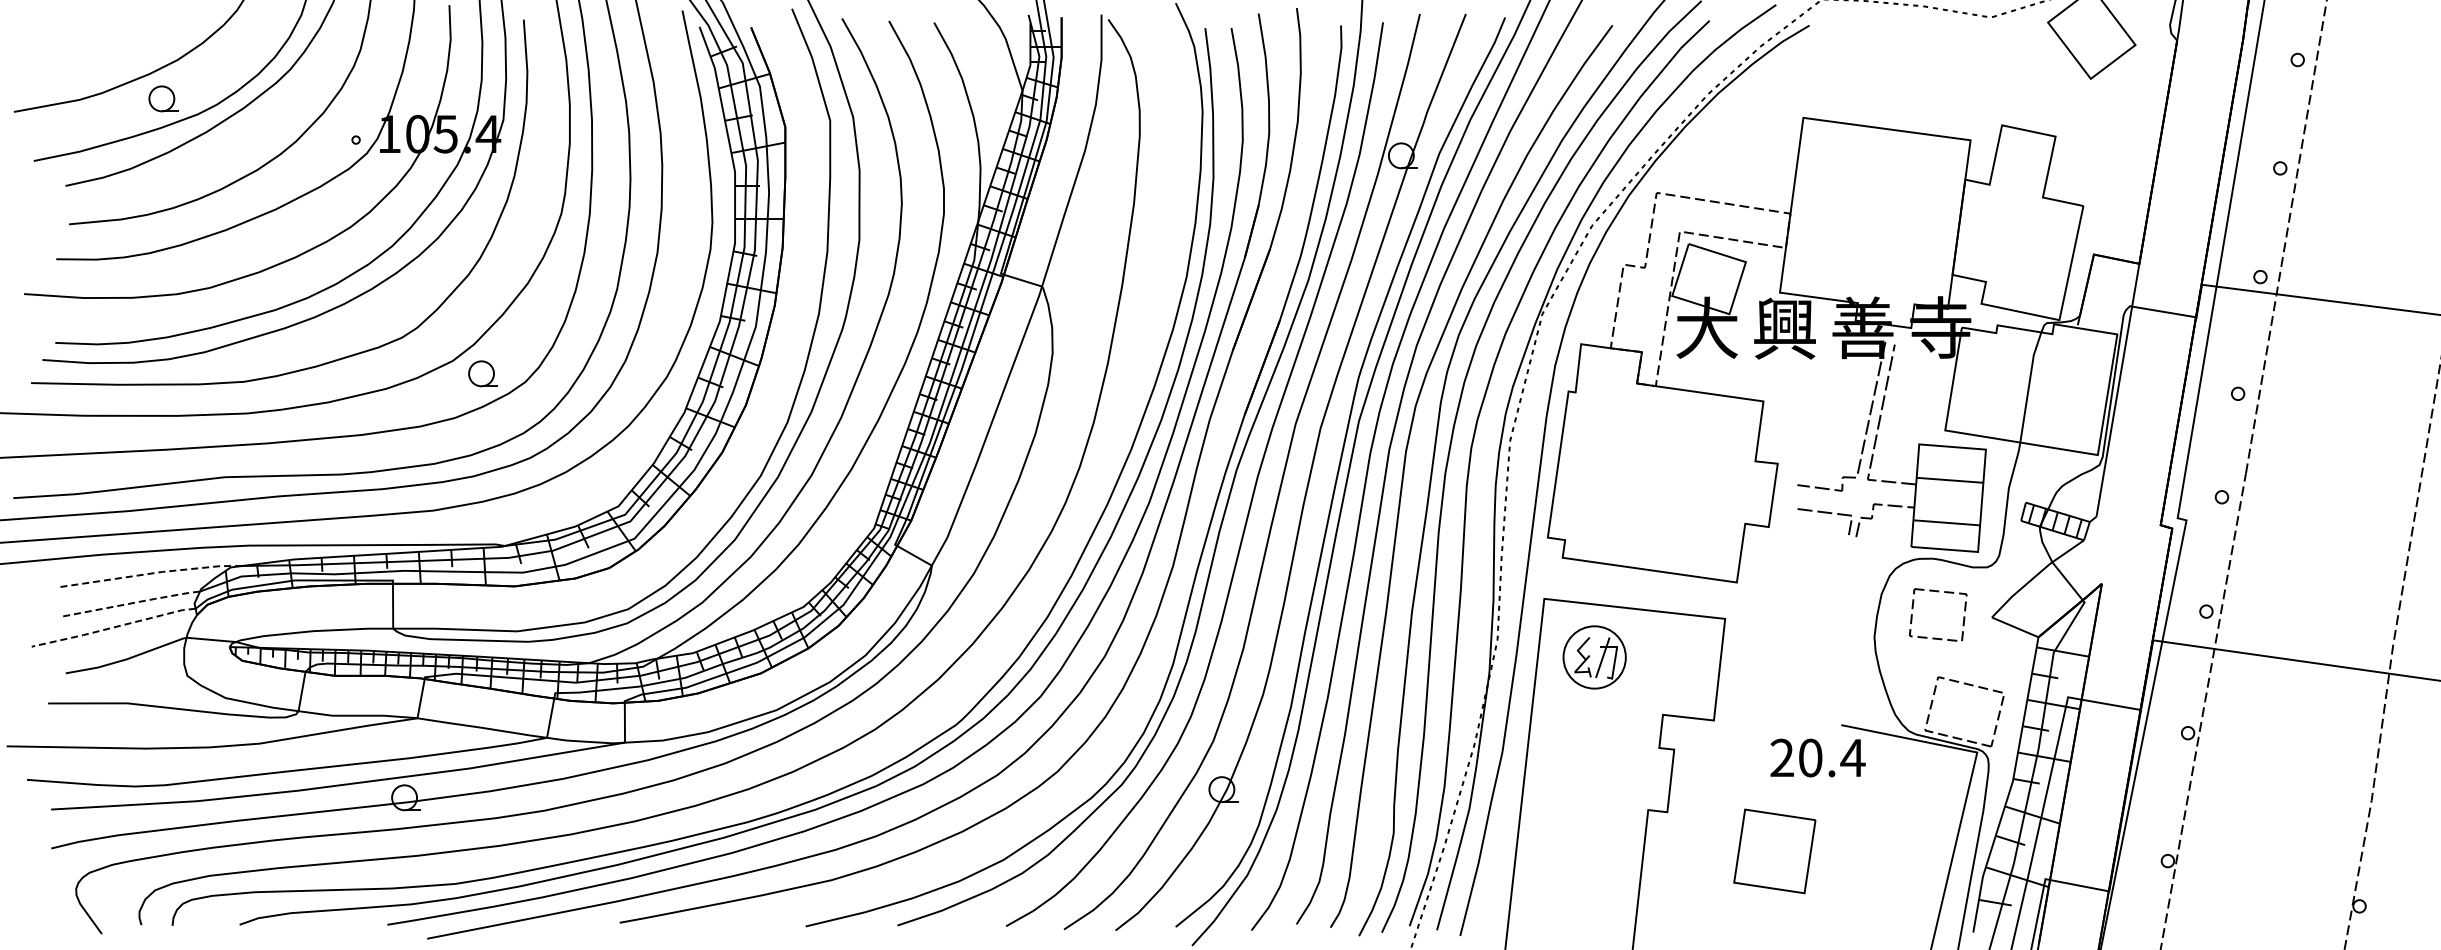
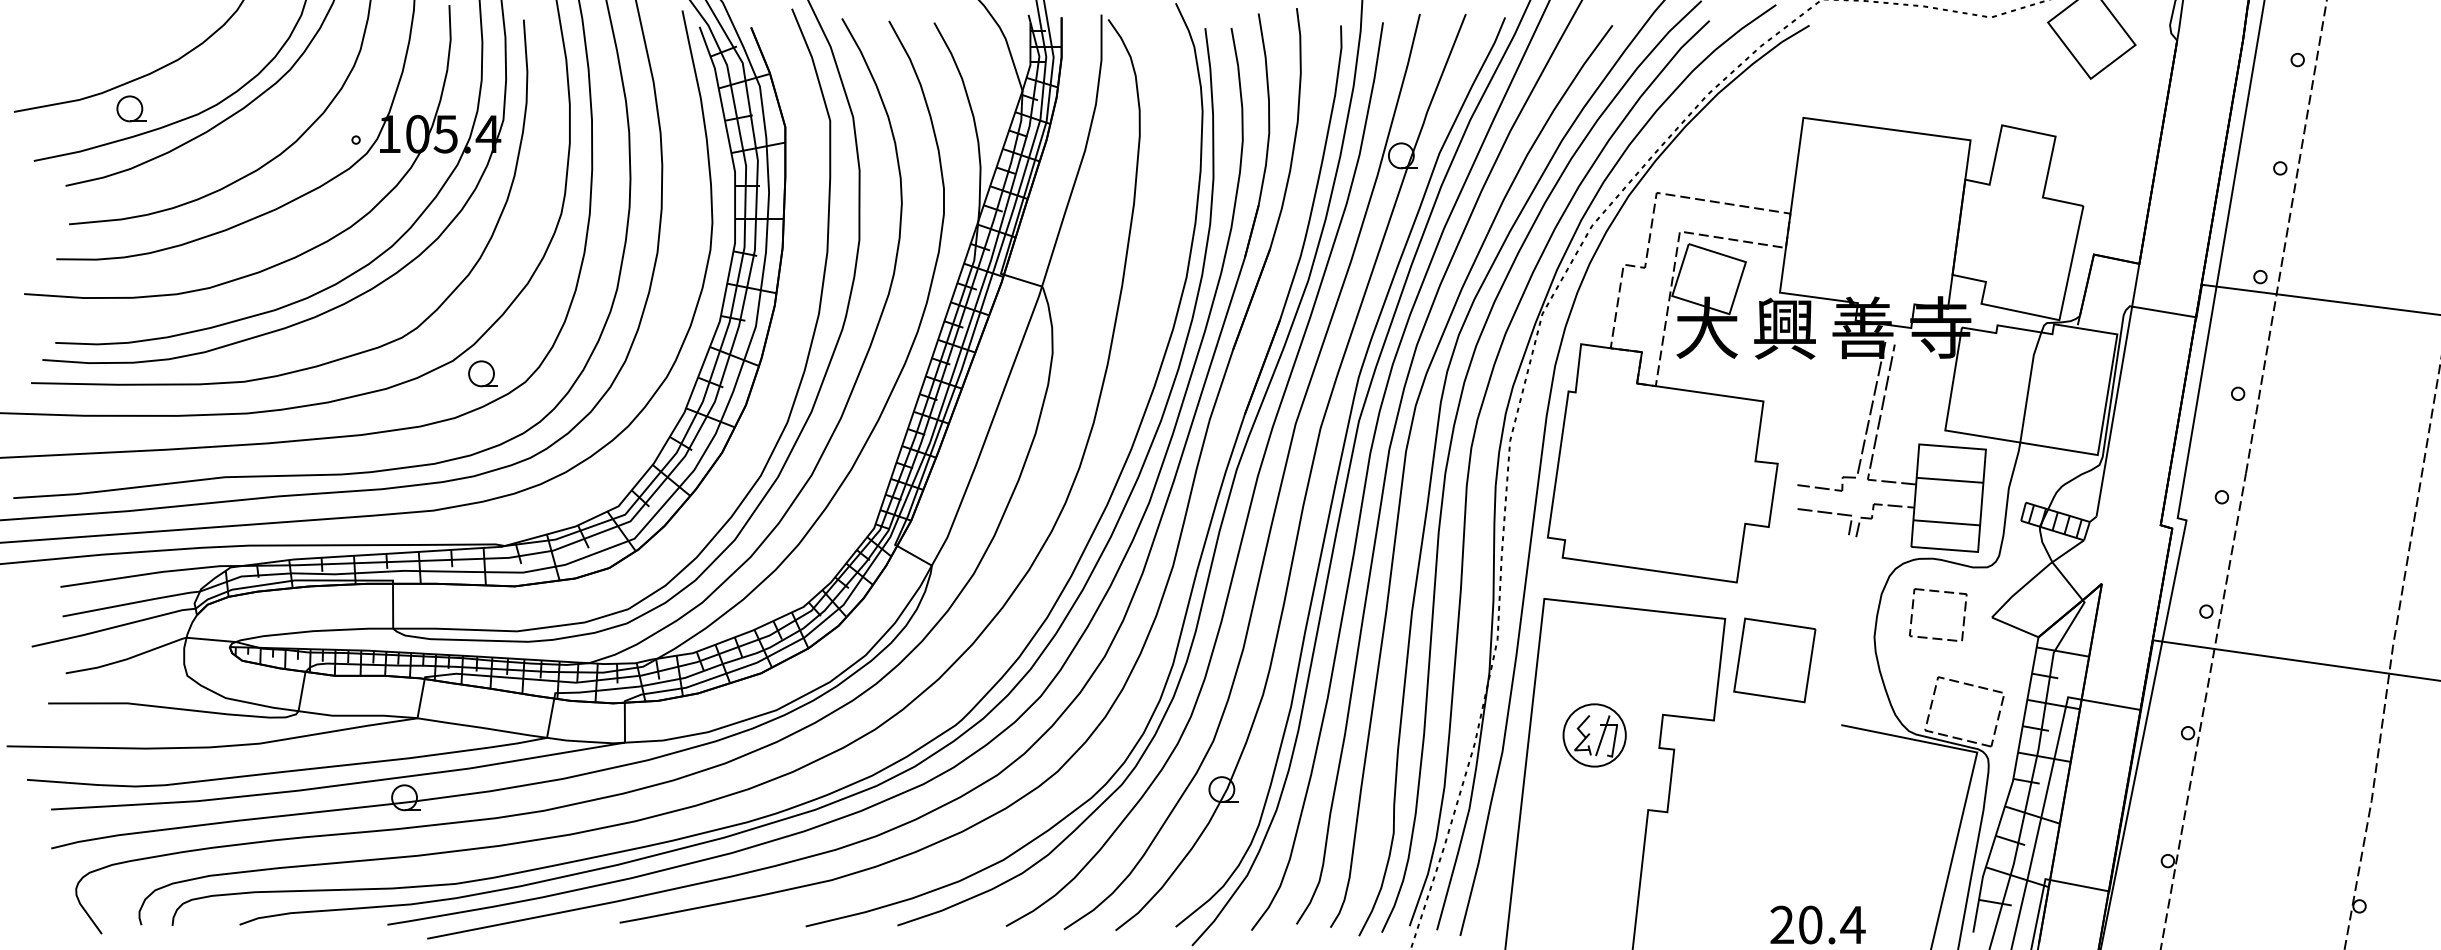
part position: (163, 98) -> (131, 108) (131, 108)
line: dashed -> solid (152, 573)
line: dashed -> solid (131, 603)
line: dashed -> solid (114, 627)
part position: (1594, 657) -> (1594, 735) (1594, 735)
text position: (1817, 757) -> (1817, 924) (1817, 924)
part position: (1774, 851) -> (1774, 660) (1774, 660)
